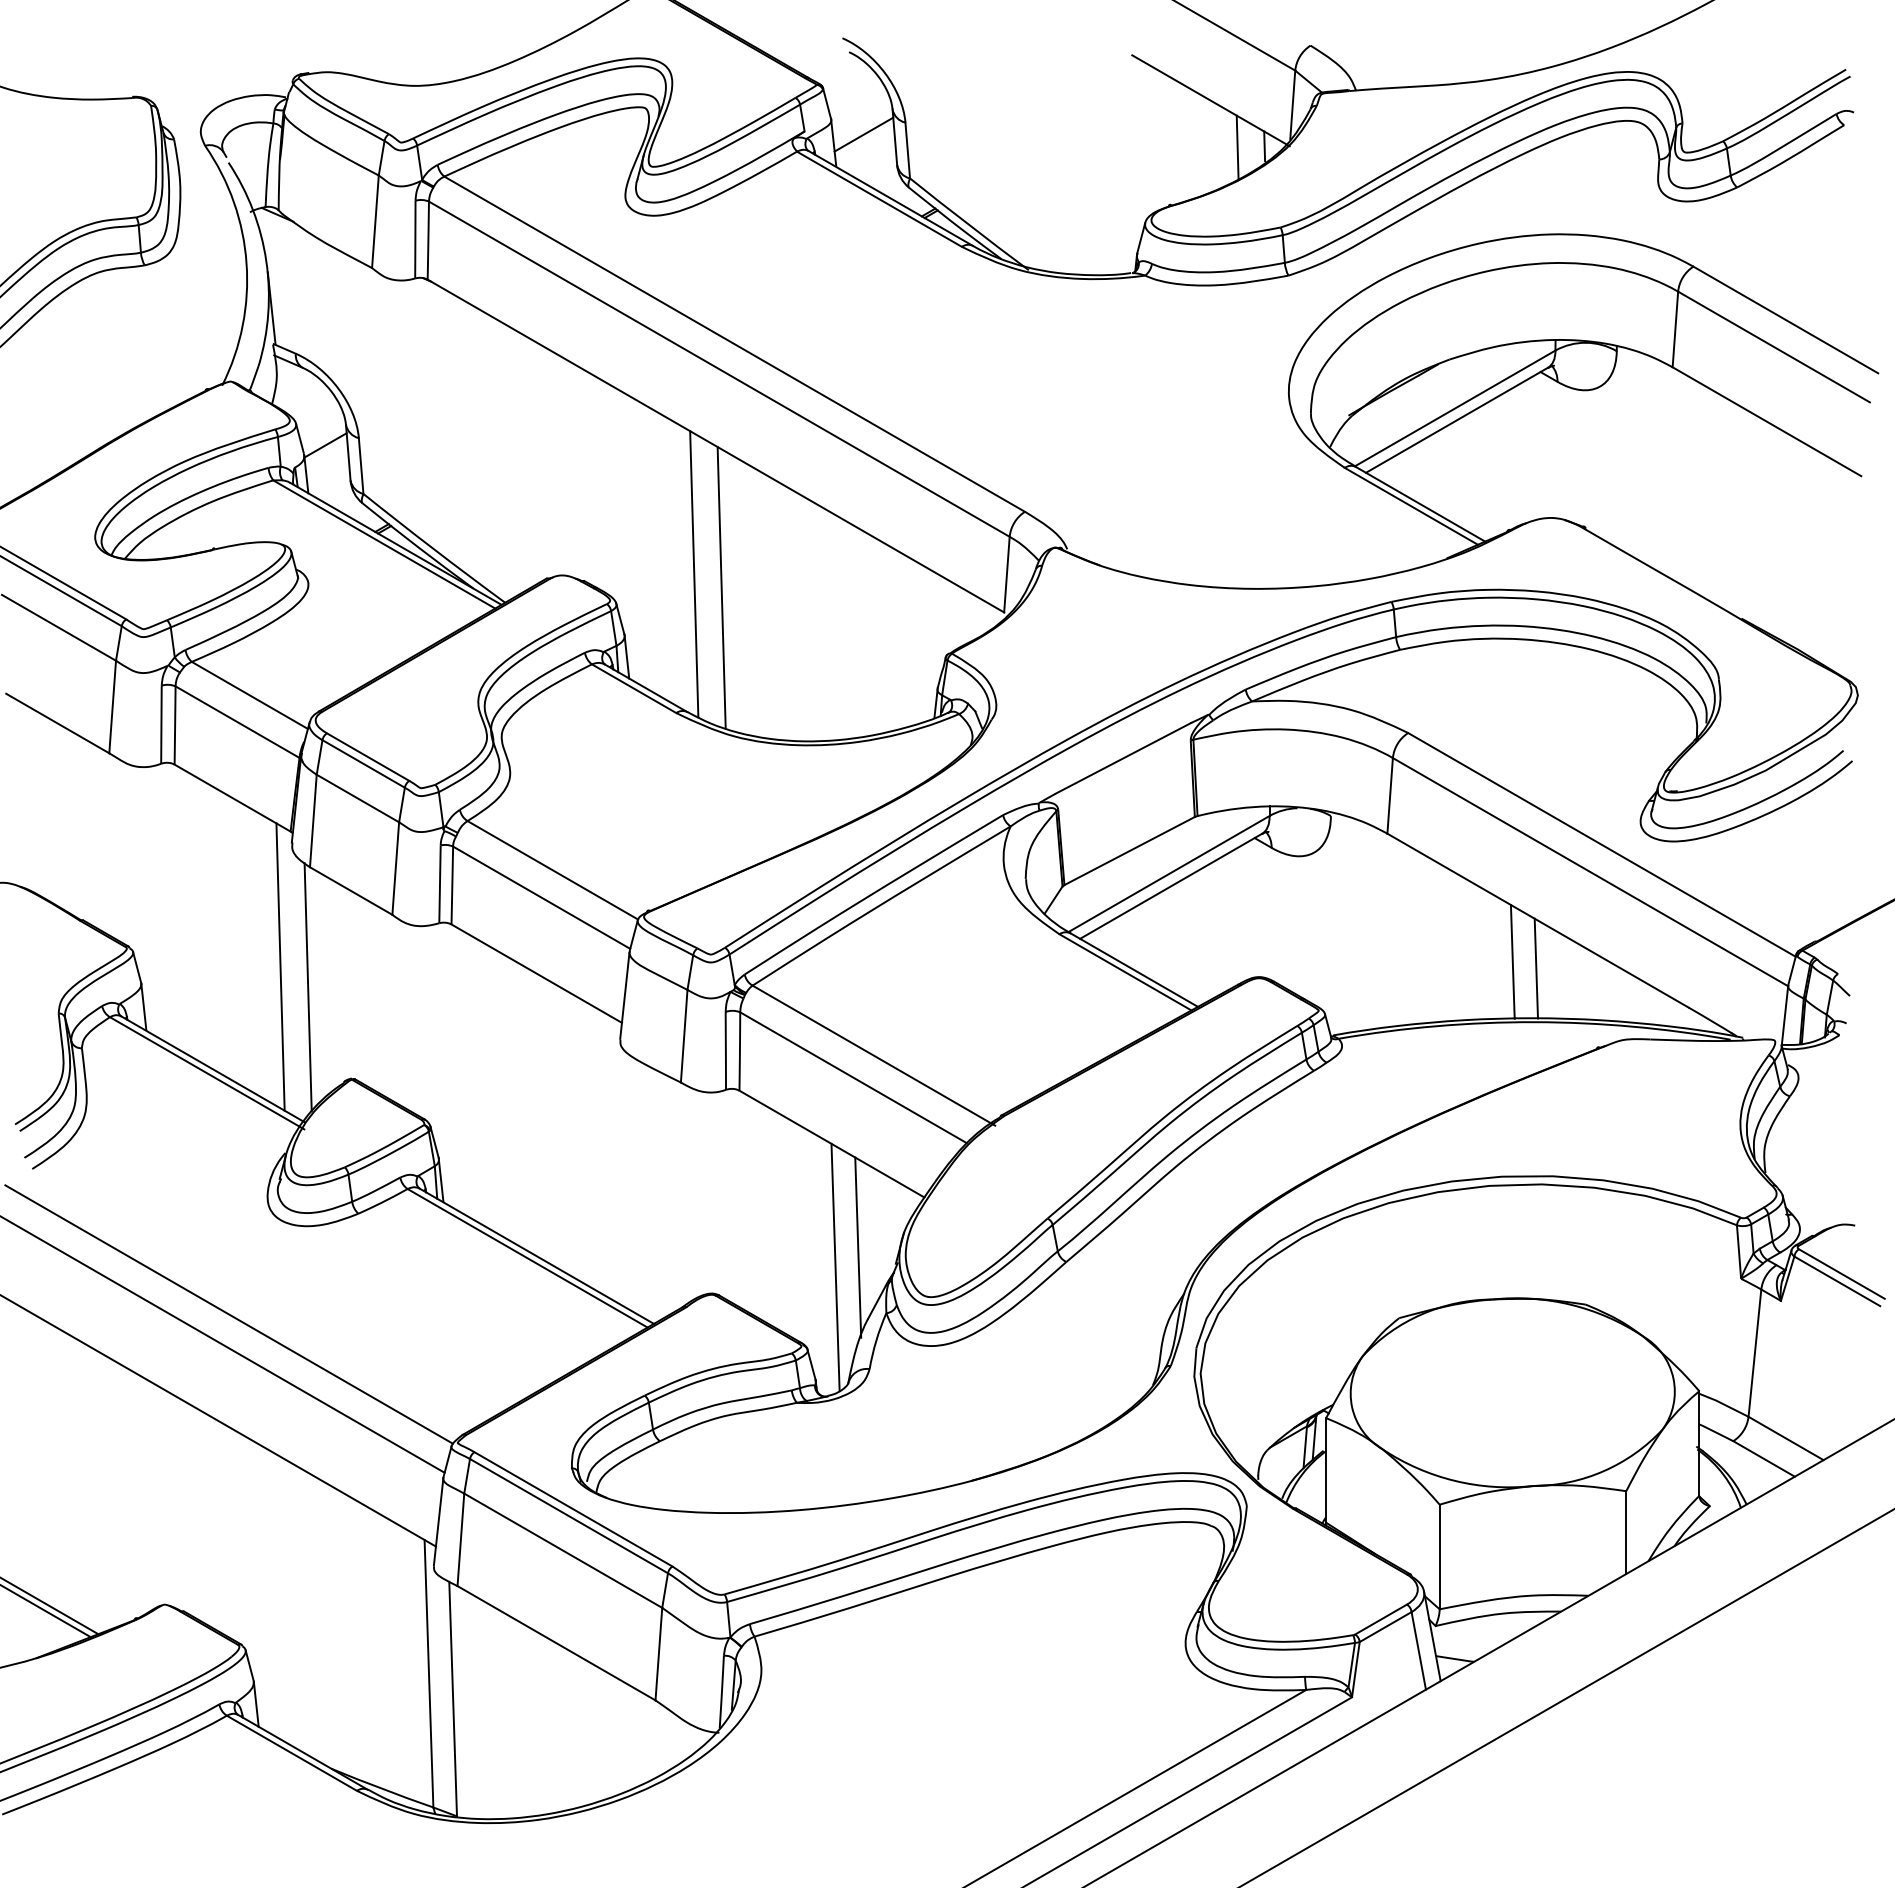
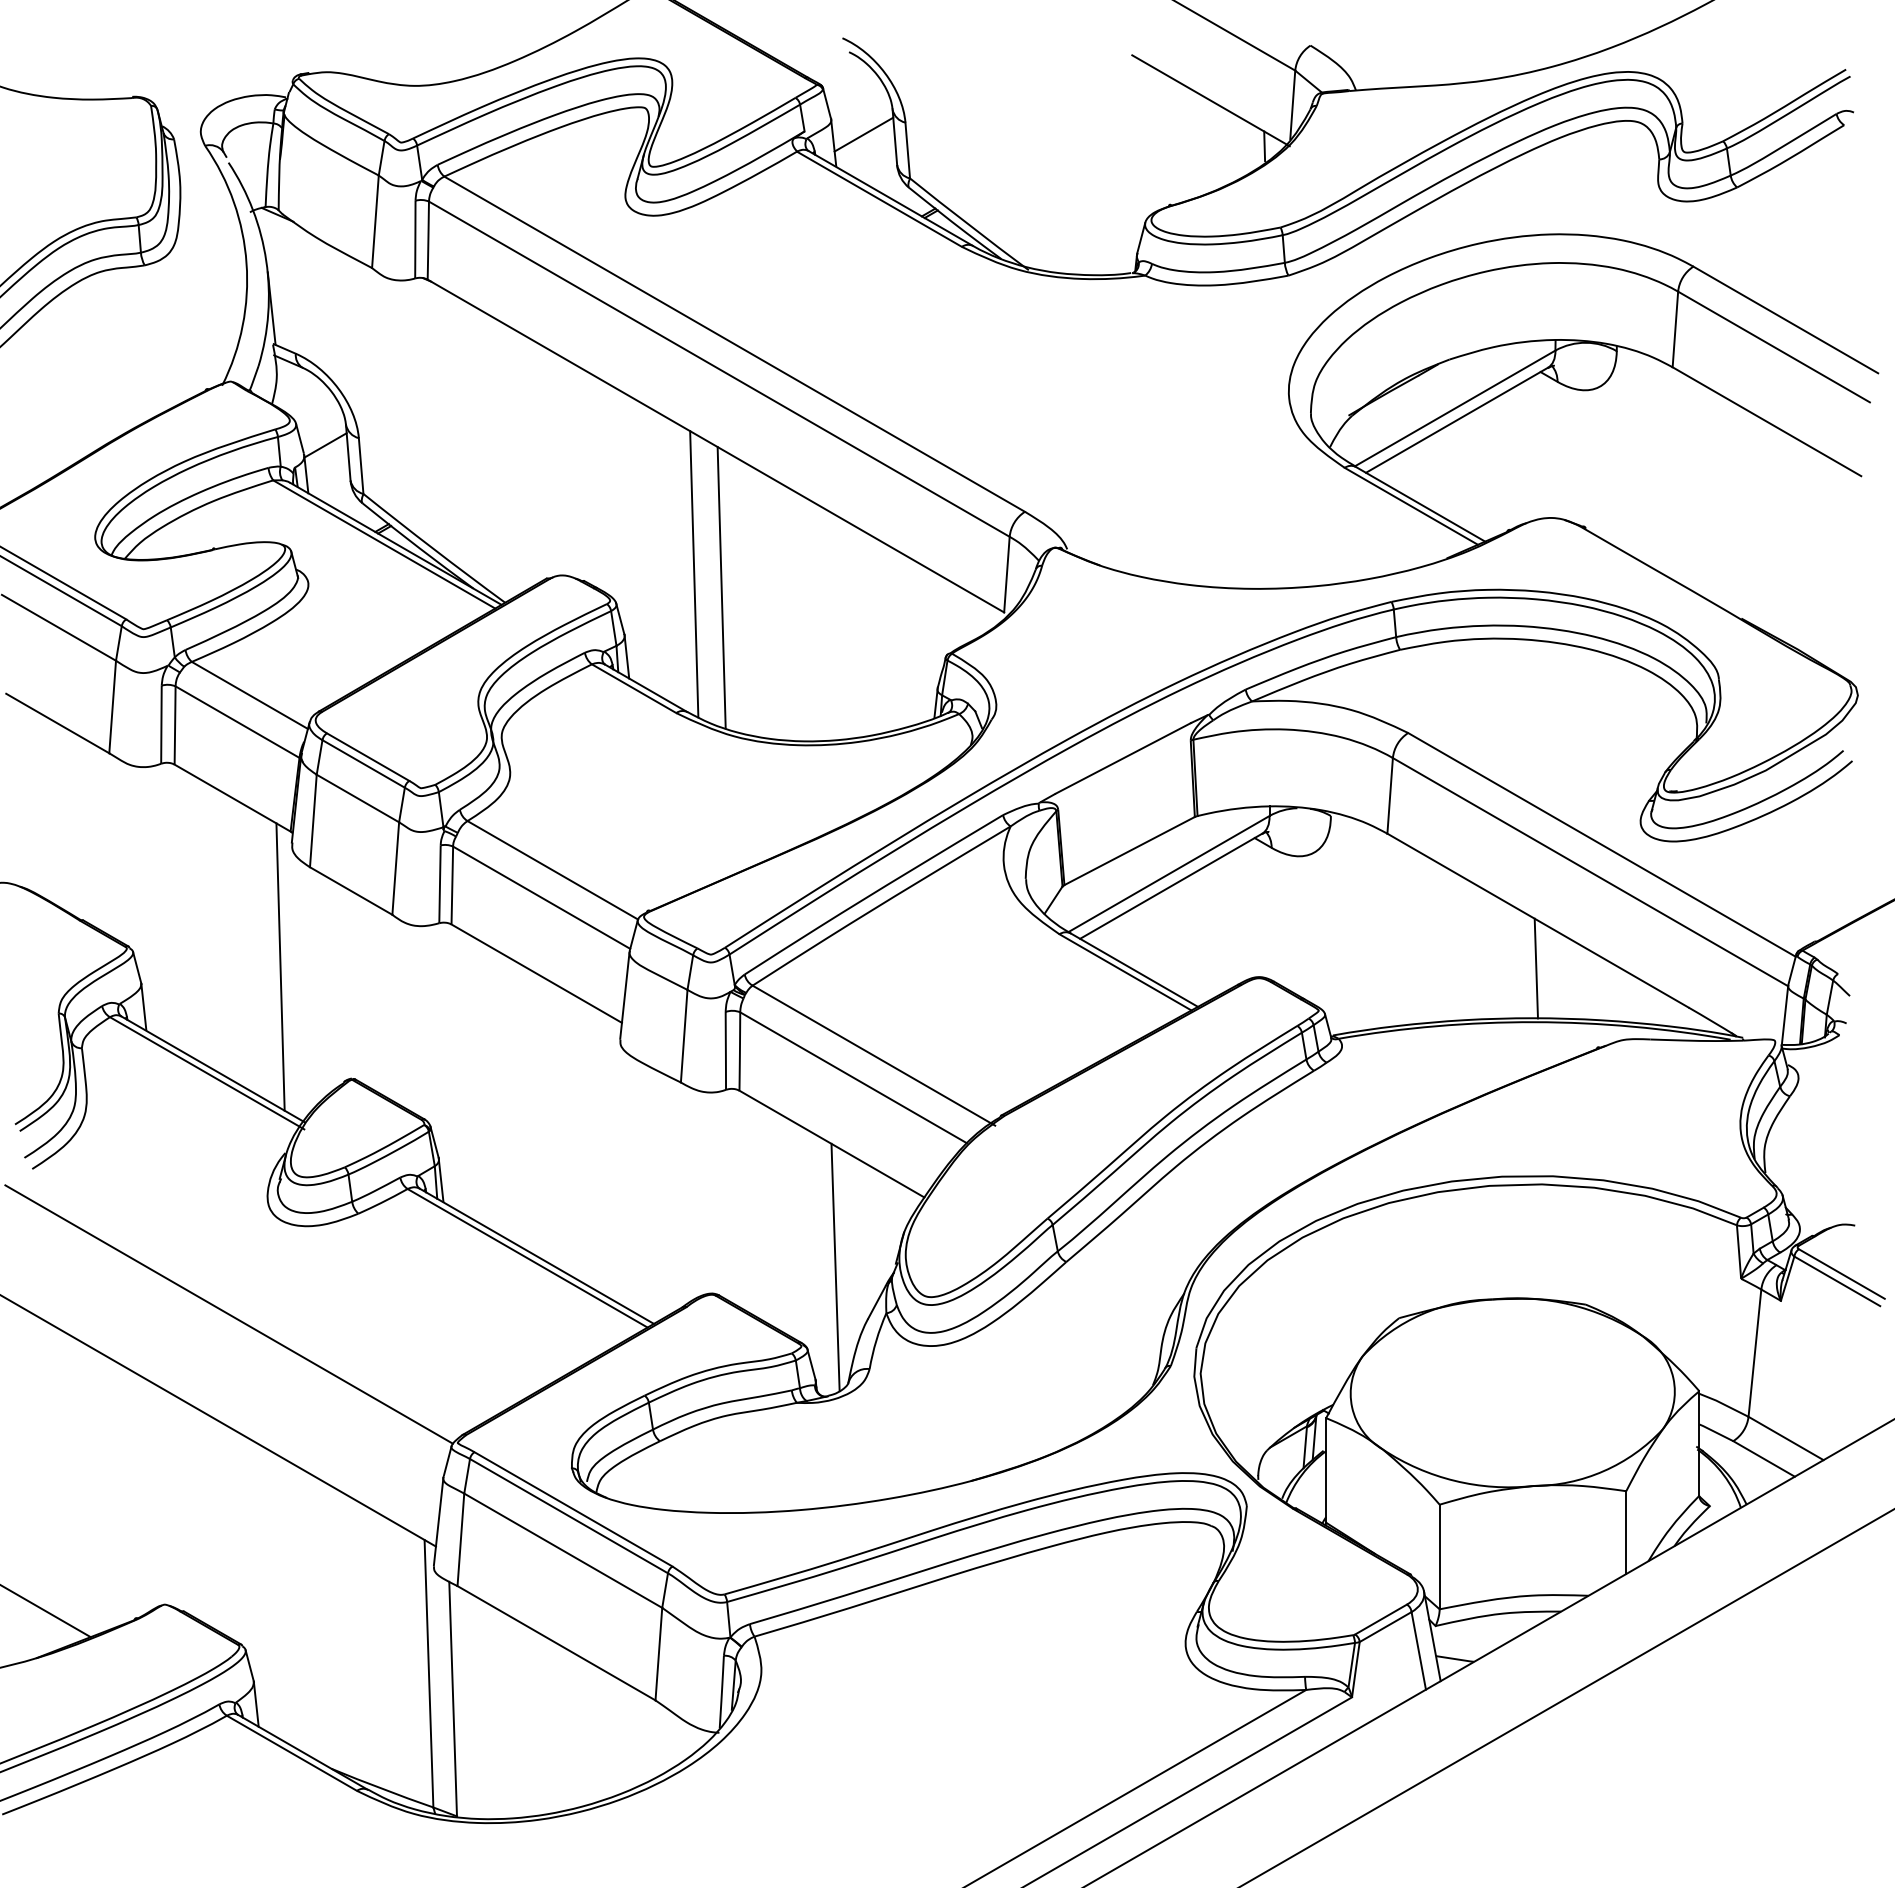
line: present -> none (1237, 147)
line: present -> none (1512, 961)
line: present -> none (307, 987)
line: present -> none (858, 1247)
line: present -> none (223, 1344)
line: present -> none (50, 1606)
